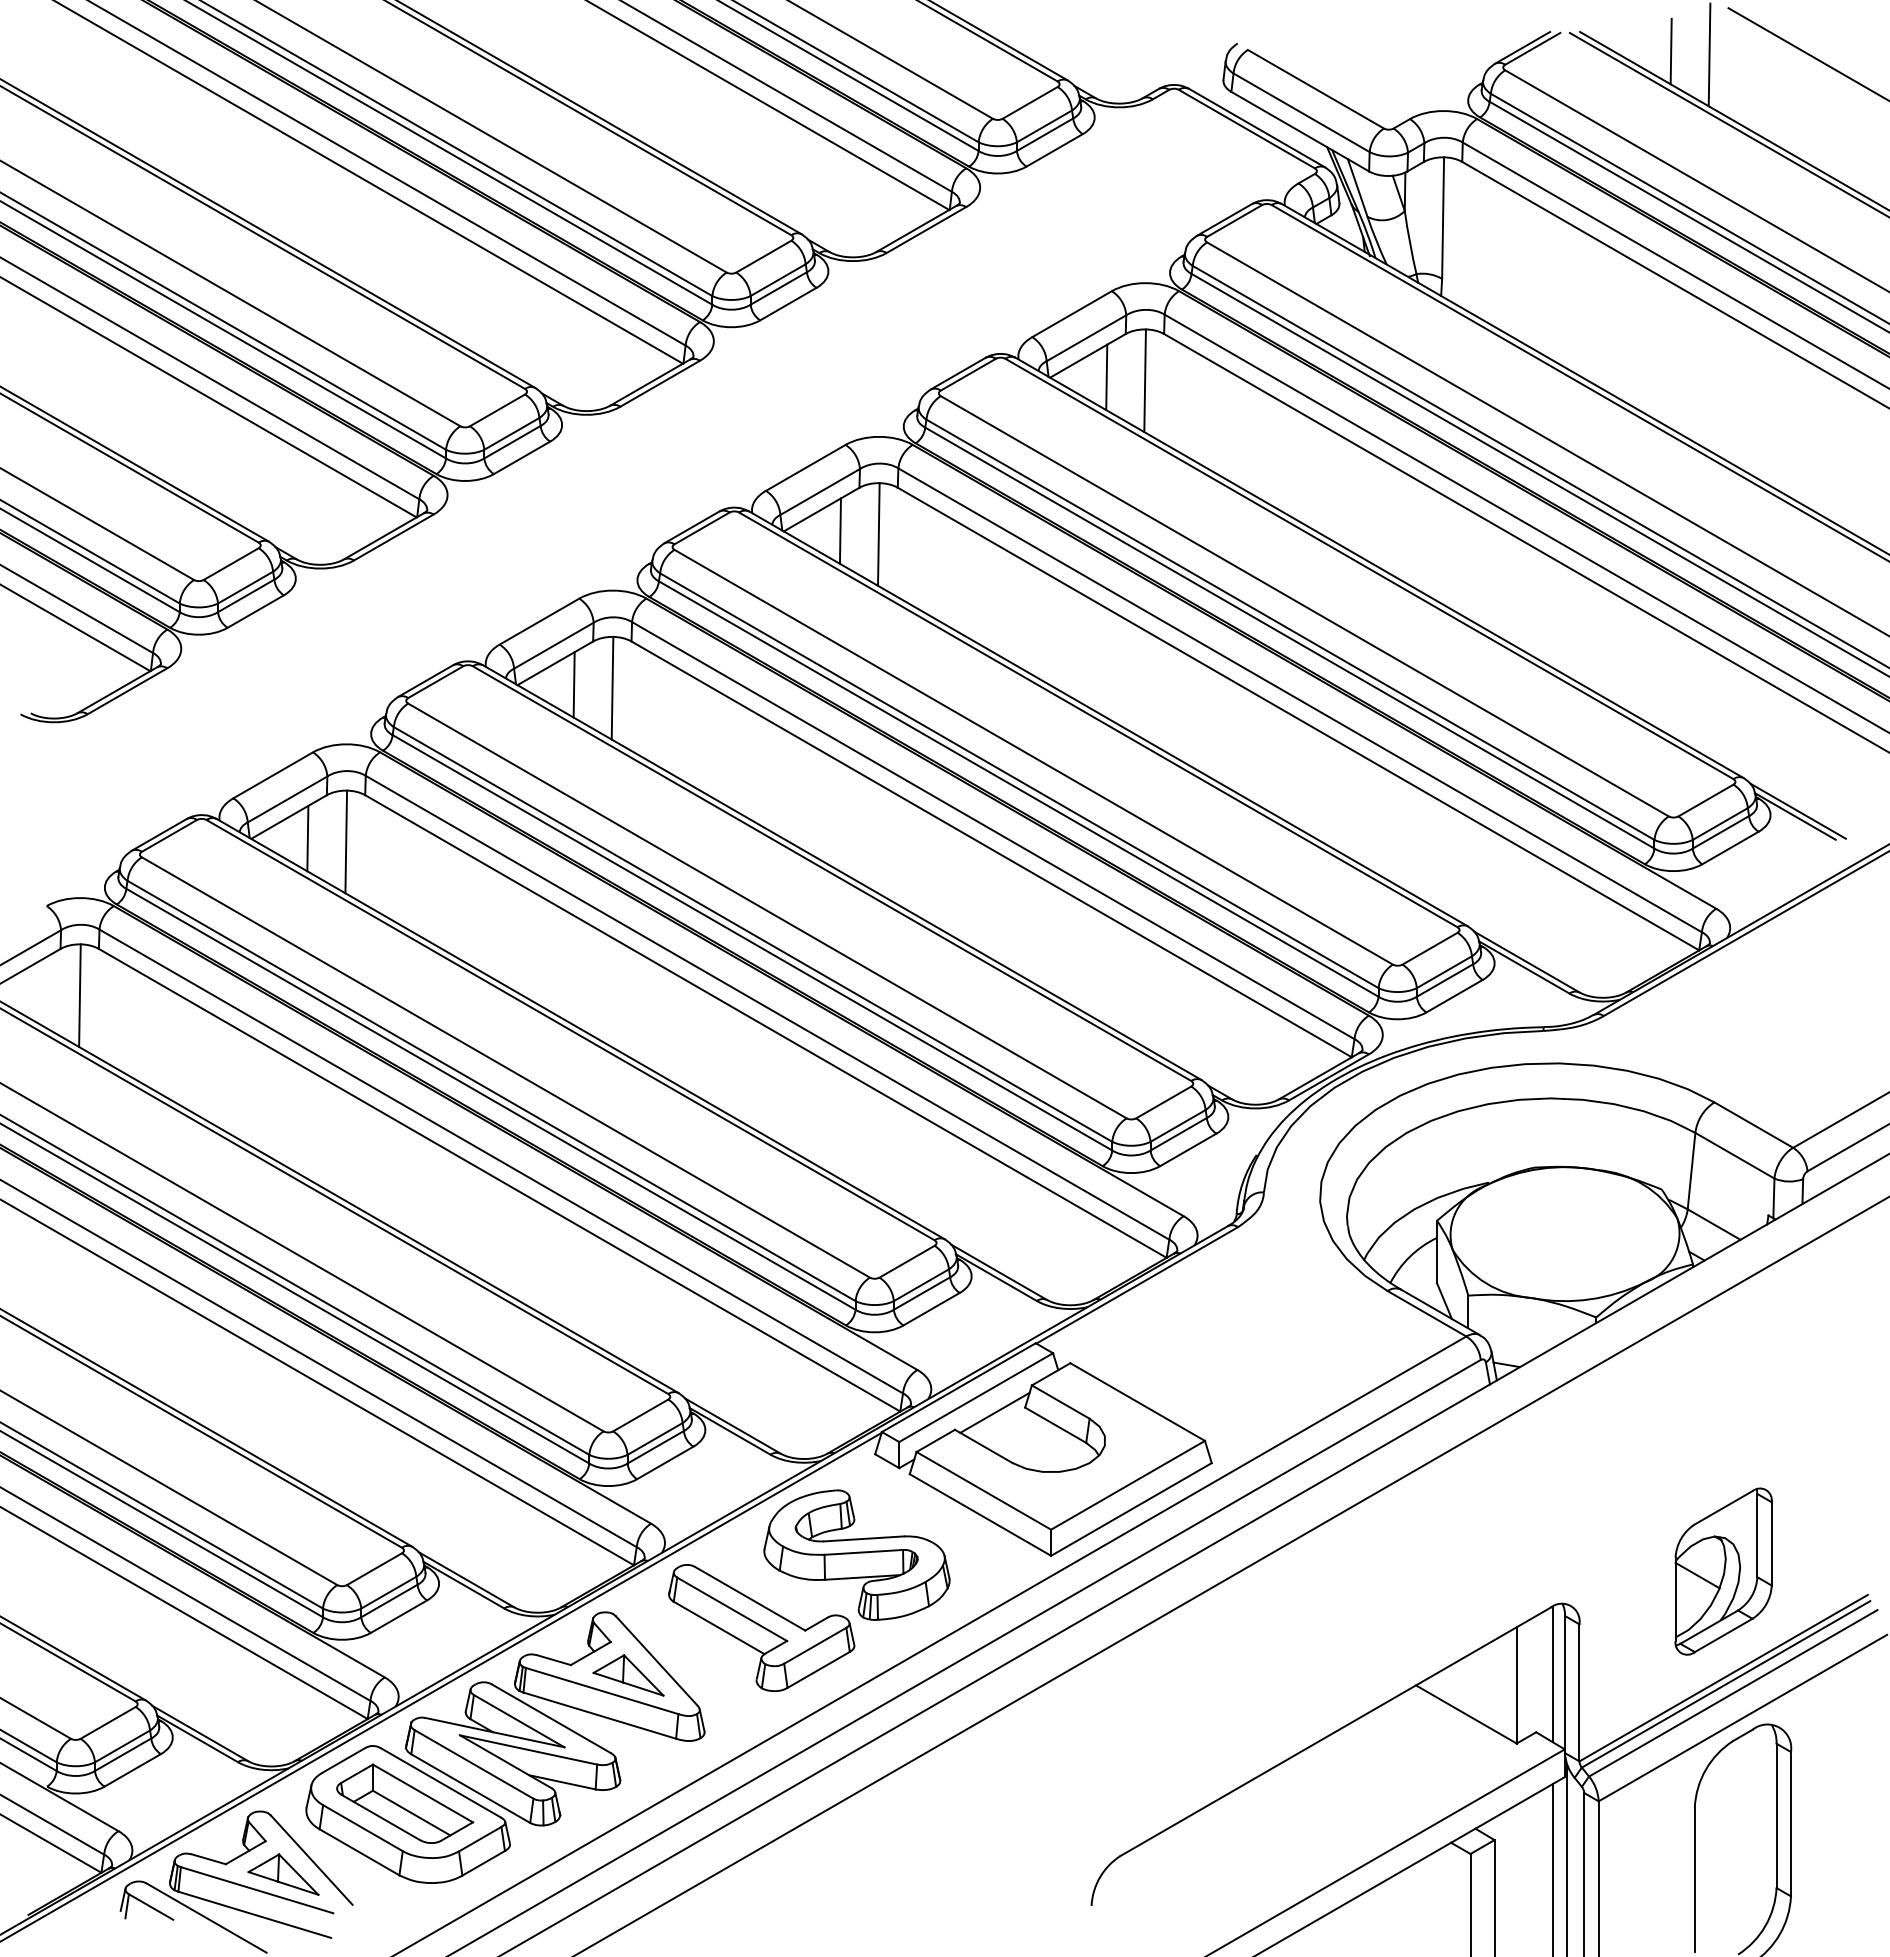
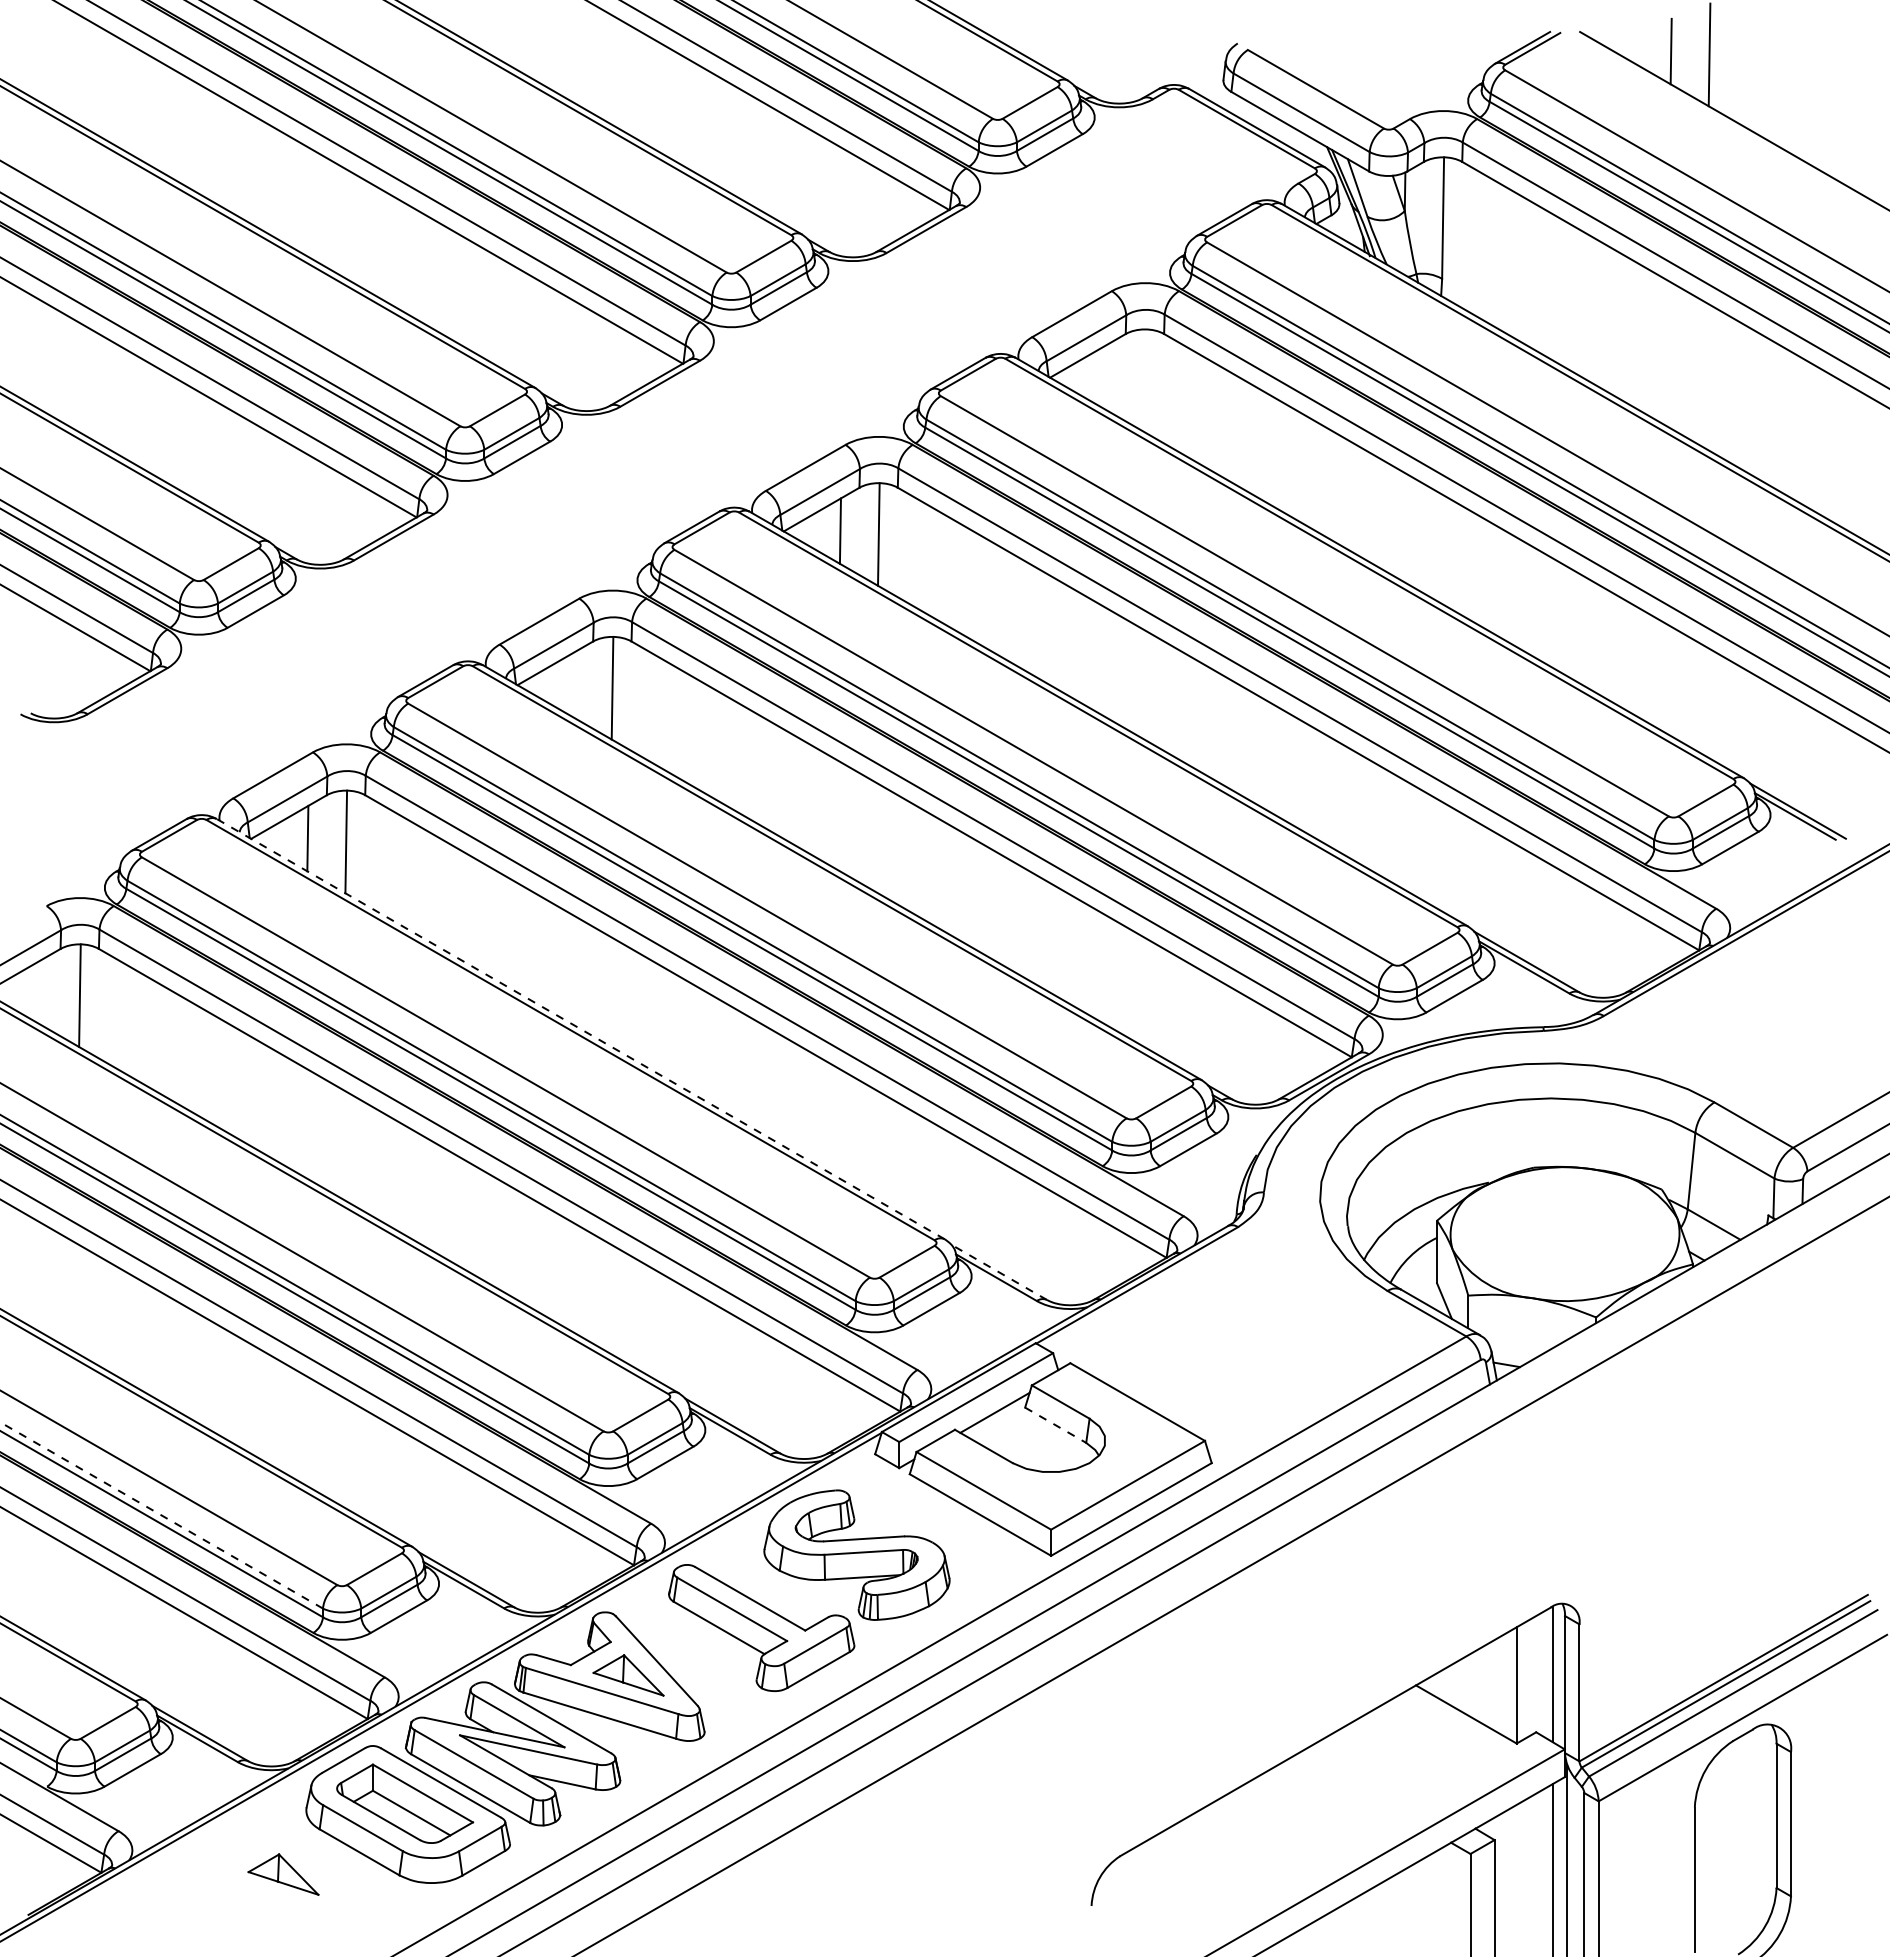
line: present -> none (1807, 53)
line: present -> none (1727, 123)
line: present -> none (1106, 377)
line: present -> none (1144, 380)
line: present -> none (573, 684)
line: solid -> dashed (580, 1028)
line: solid -> dashed (998, 1272)
line: solid -> dashed (1056, 1425)
line: solid -> dashed (161, 1515)
part: present -> none (1723, 1571)
part: present -> none (236, 1881)
